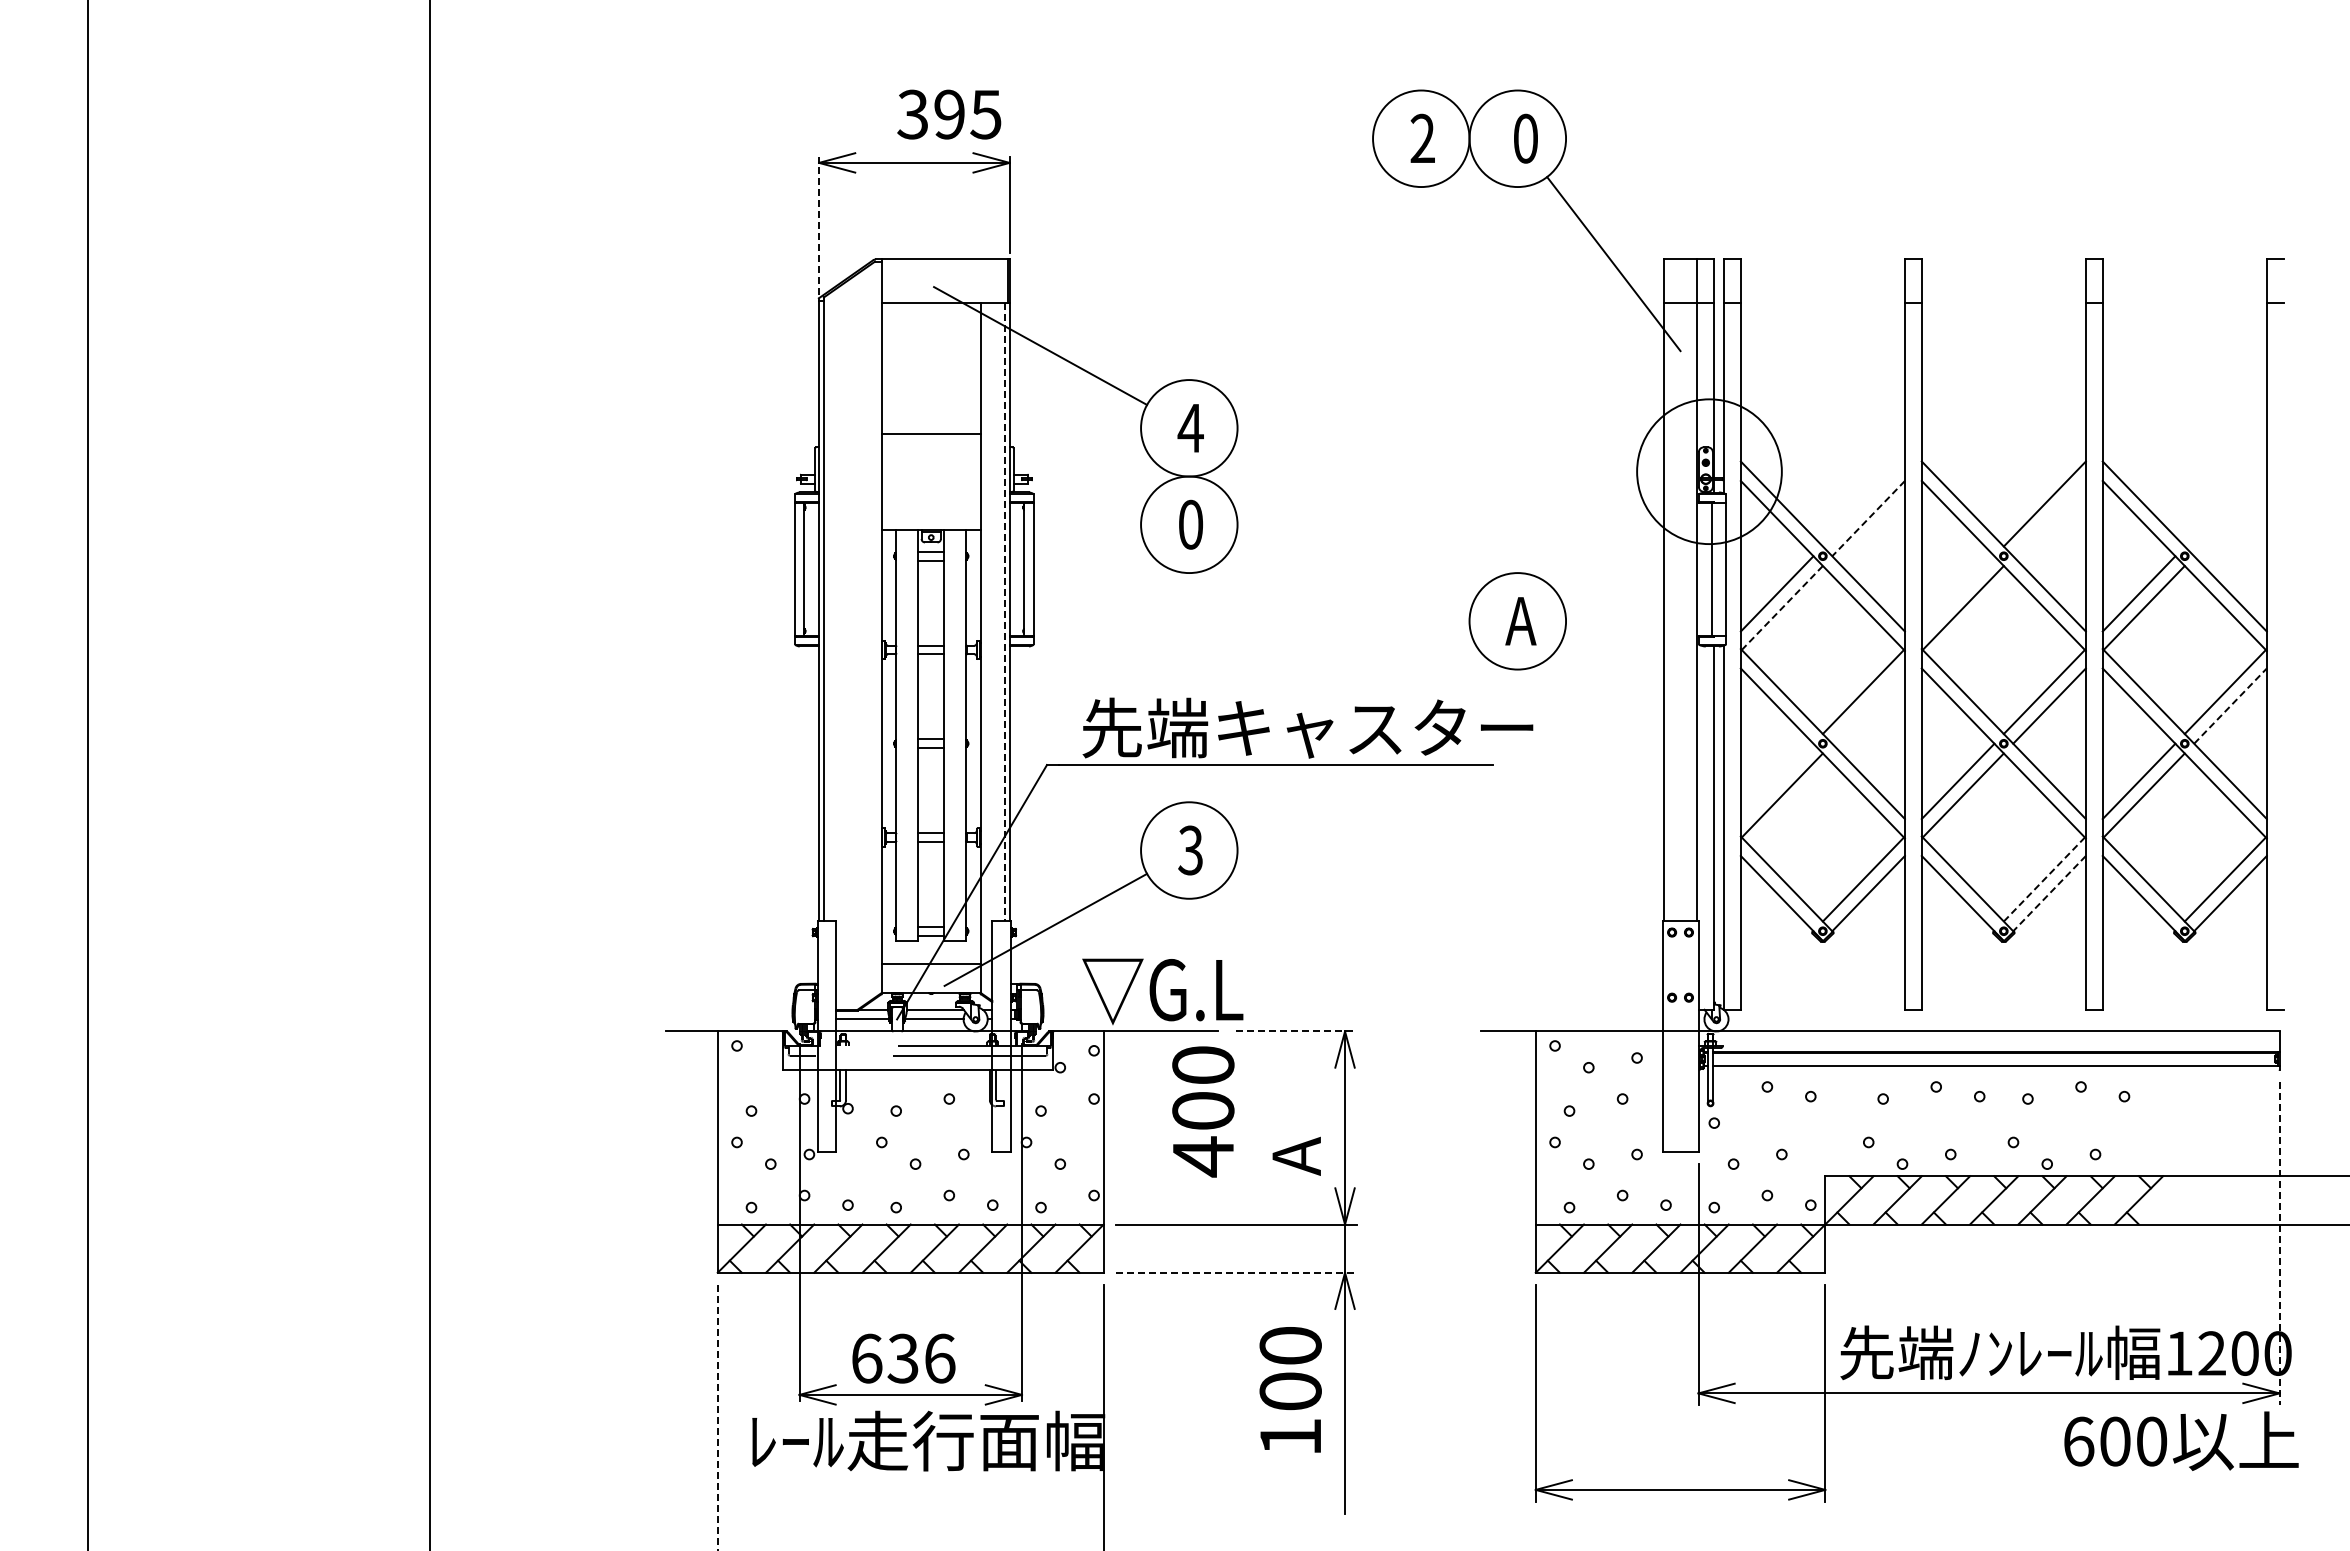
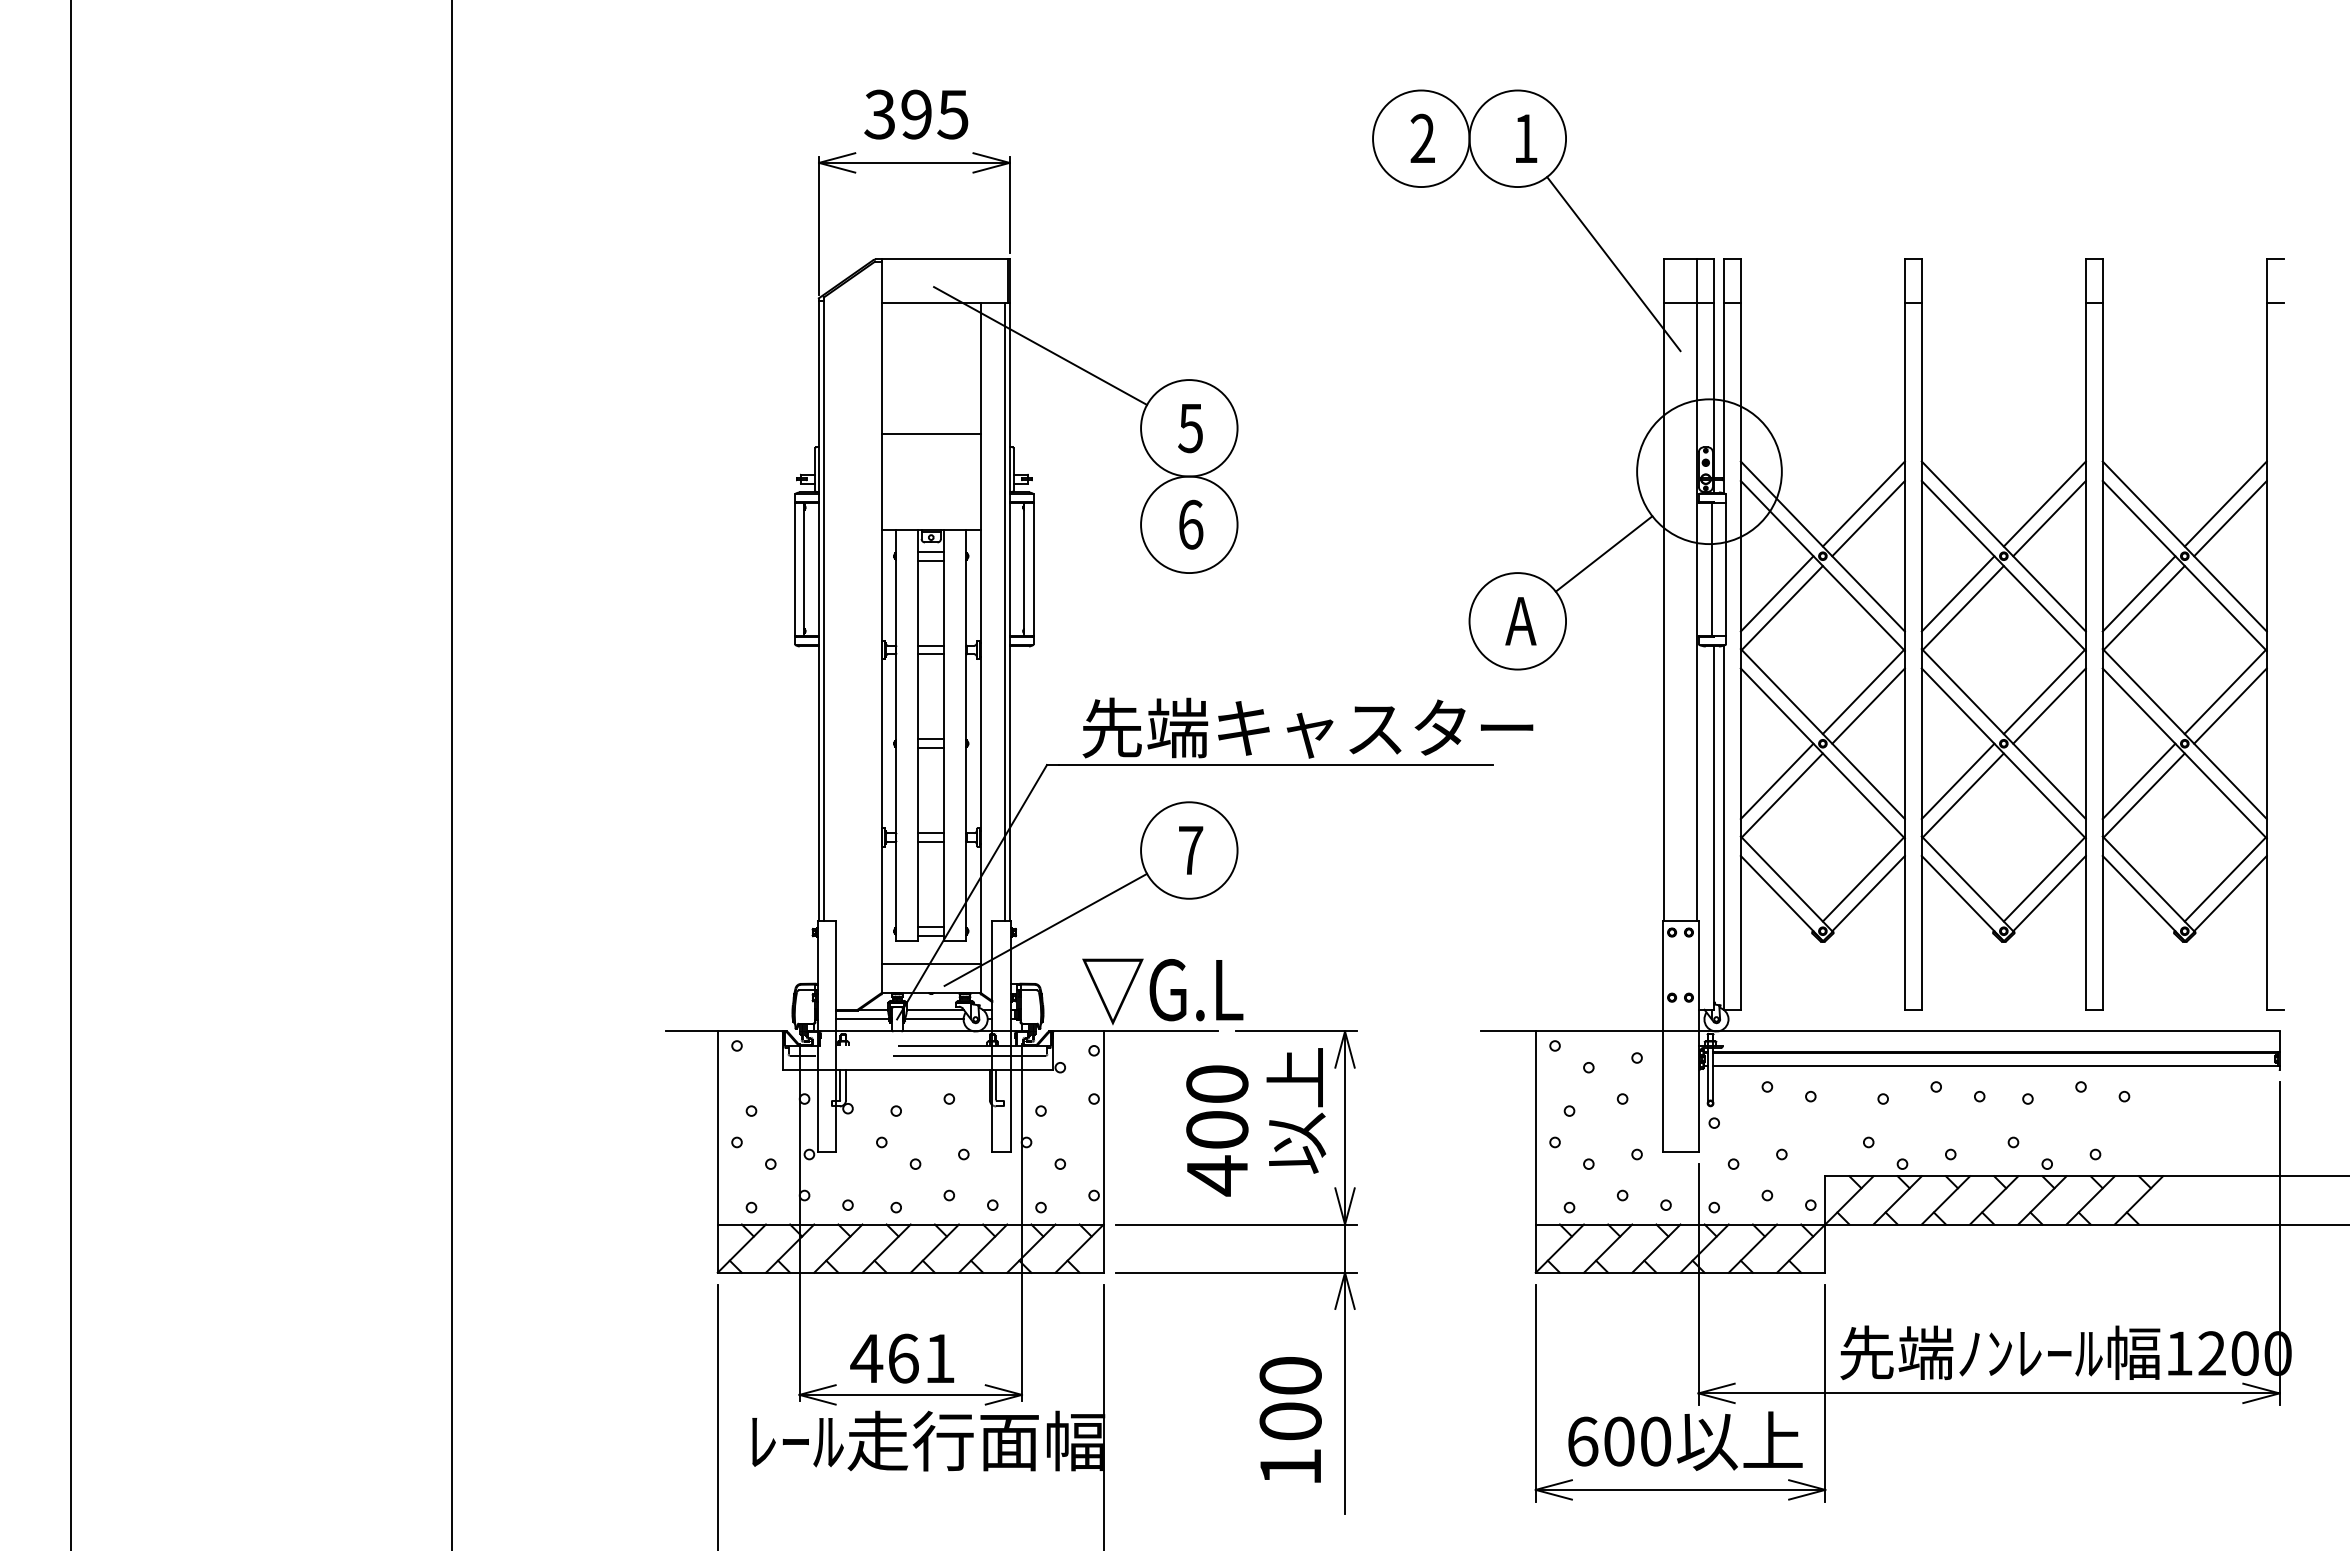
text position: (949, 114) -> (916, 114) (916, 114)
text: 0 -> 1 (1525, 138)
line: dashed -> solid (819, 225)
text: 4 -> 5 (1190, 428)
line: none -> present (1863, 503)
line: none -> present (2225, 503)
line: dashed -> solid (1868, 518)
line: none -> present (2049, 518)
line: none -> present (2230, 518)
text: 0 -> 6 (1191, 524)
line: none -> present (1603, 553)
line: none -> present (1957, 593)
line: dashed -> solid (1781, 608)
line: dashed -> solid (1004, 611)
line: none -> present (1868, 705)
line: dashed -> solid (2230, 705)
line position: (87, 774) -> (70, 774) (70, 774)
line position: (429, 774) -> (451, 774) (451, 774)
line: none -> present (1776, 781)
text: 3 -> 7 (1190, 850)
line: dashed -> solid (2044, 879)
line: dashed -> solid (2049, 893)
line: dashed -> solid (1297, 1031)
text position: (1203, 1111) -> (1217, 1130) (1217, 1130)
text: A -> 以上 (1296, 1111)
line: dashed -> solid (2279, 1243)
line: dashed -> solid (1236, 1272)
text: 636 -> 461 (902, 1358)
text position: (1290, 1389) -> (1290, 1419) (1290, 1419)
line: dashed -> solid (717, 1417)
text position: (2181, 1440) -> (1685, 1440) (1685, 1440)
